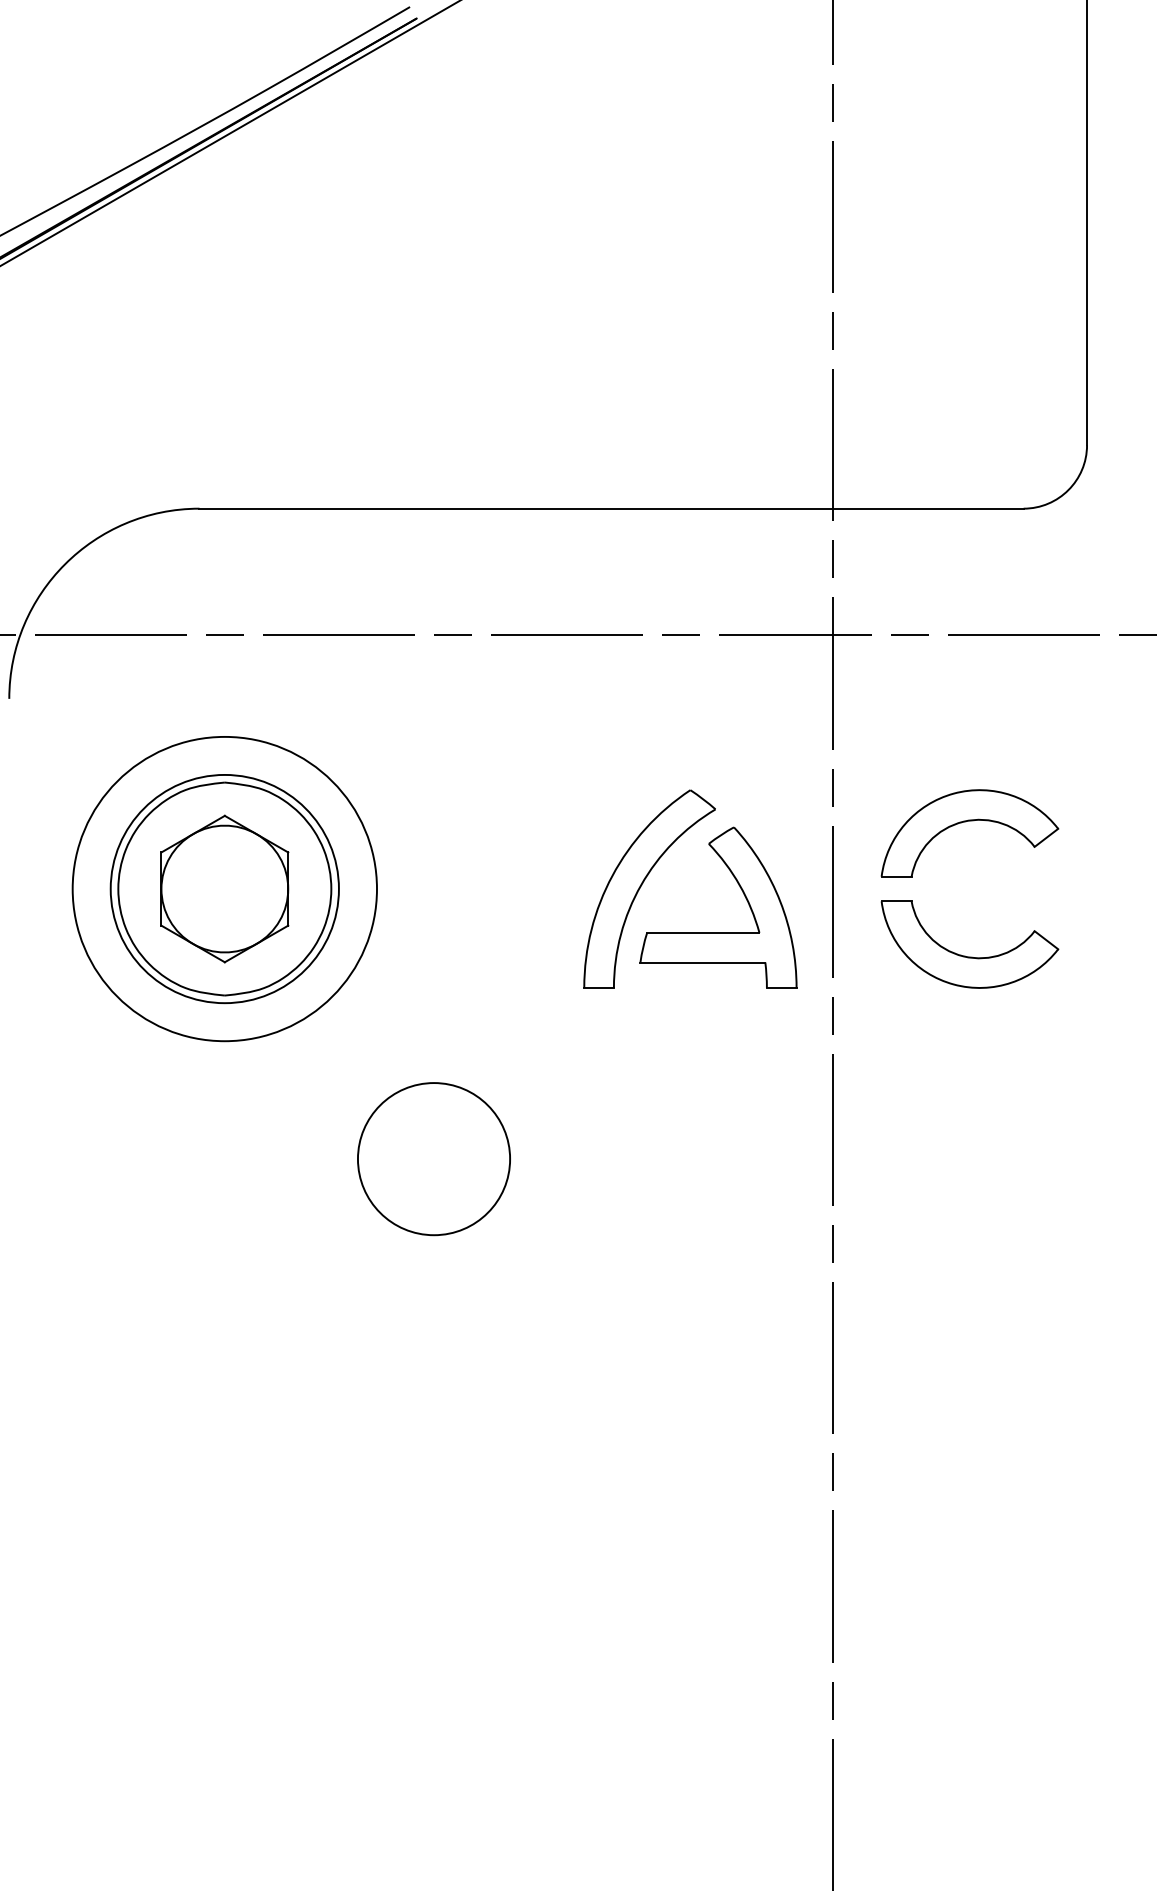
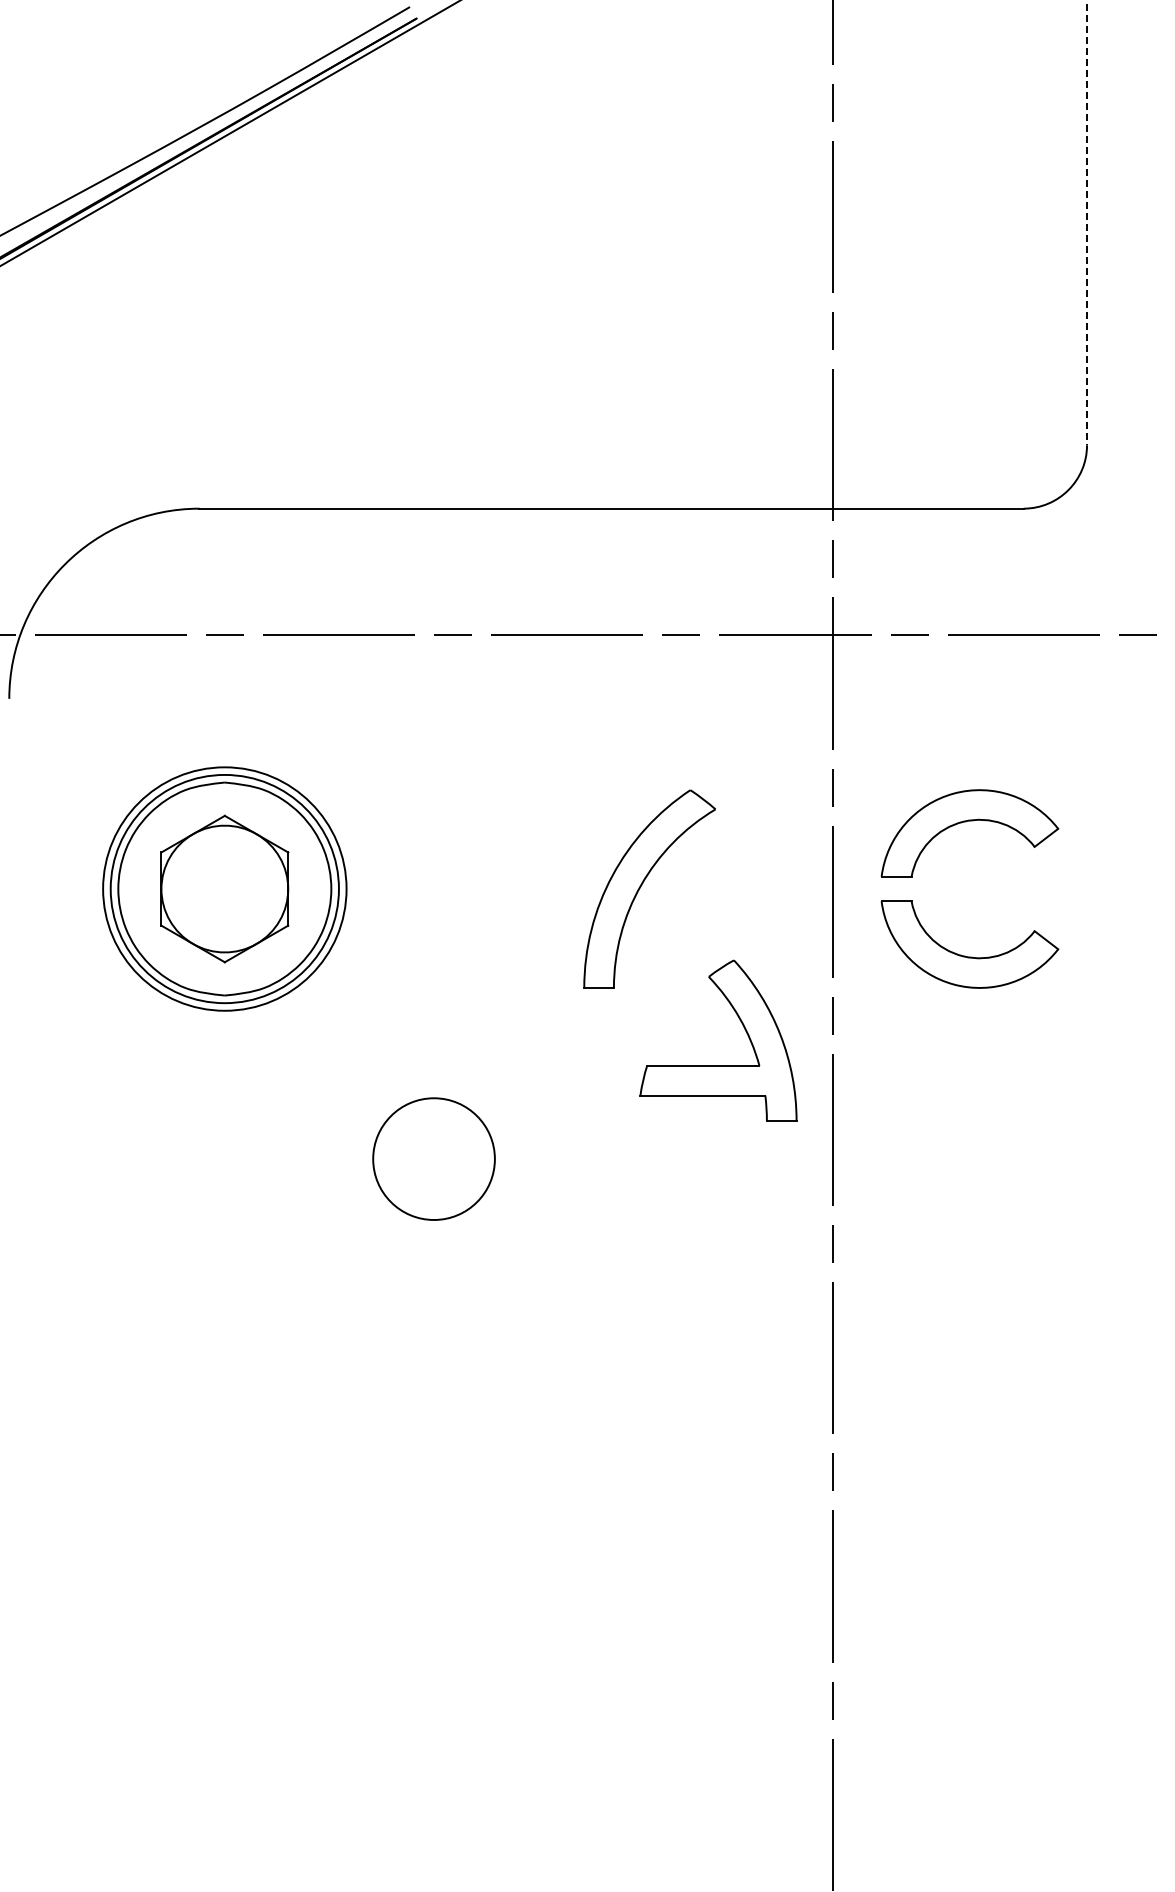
line: solid -> dashed (1087, 222)
circle diameter: 304 px -> 243 px (224, 888)
part position: (718, 932) -> (718, 1065) (718, 1065)
circle diameter: 152 px -> 122 px (433, 1158)
